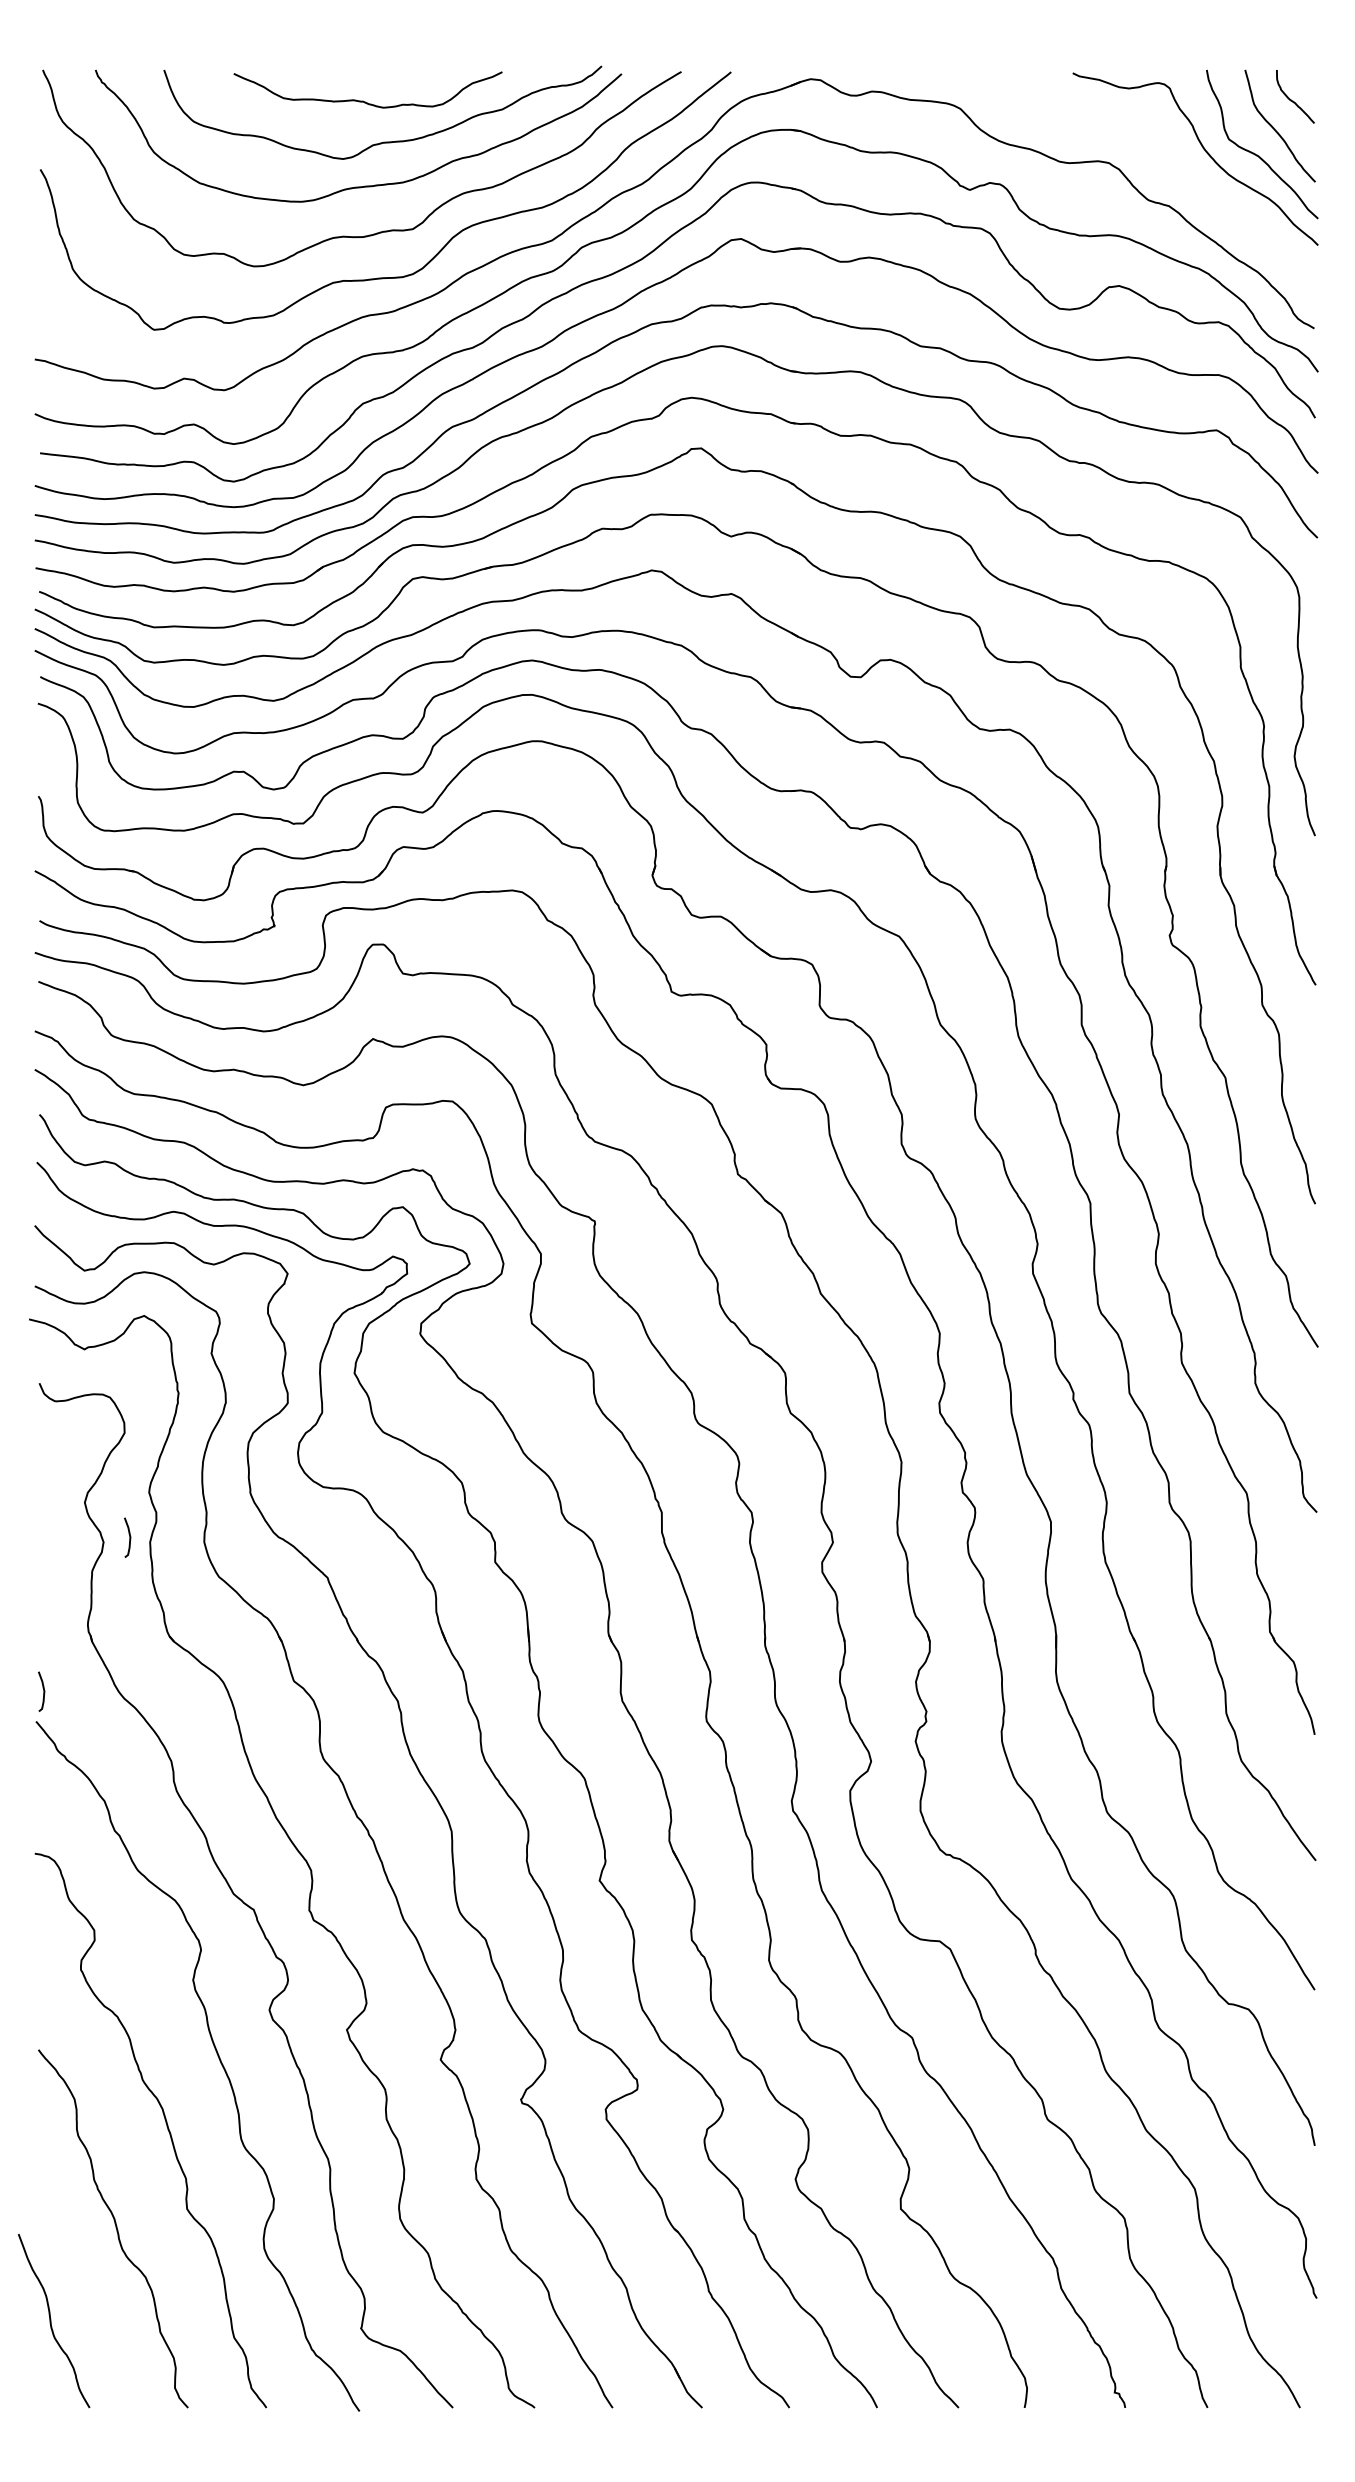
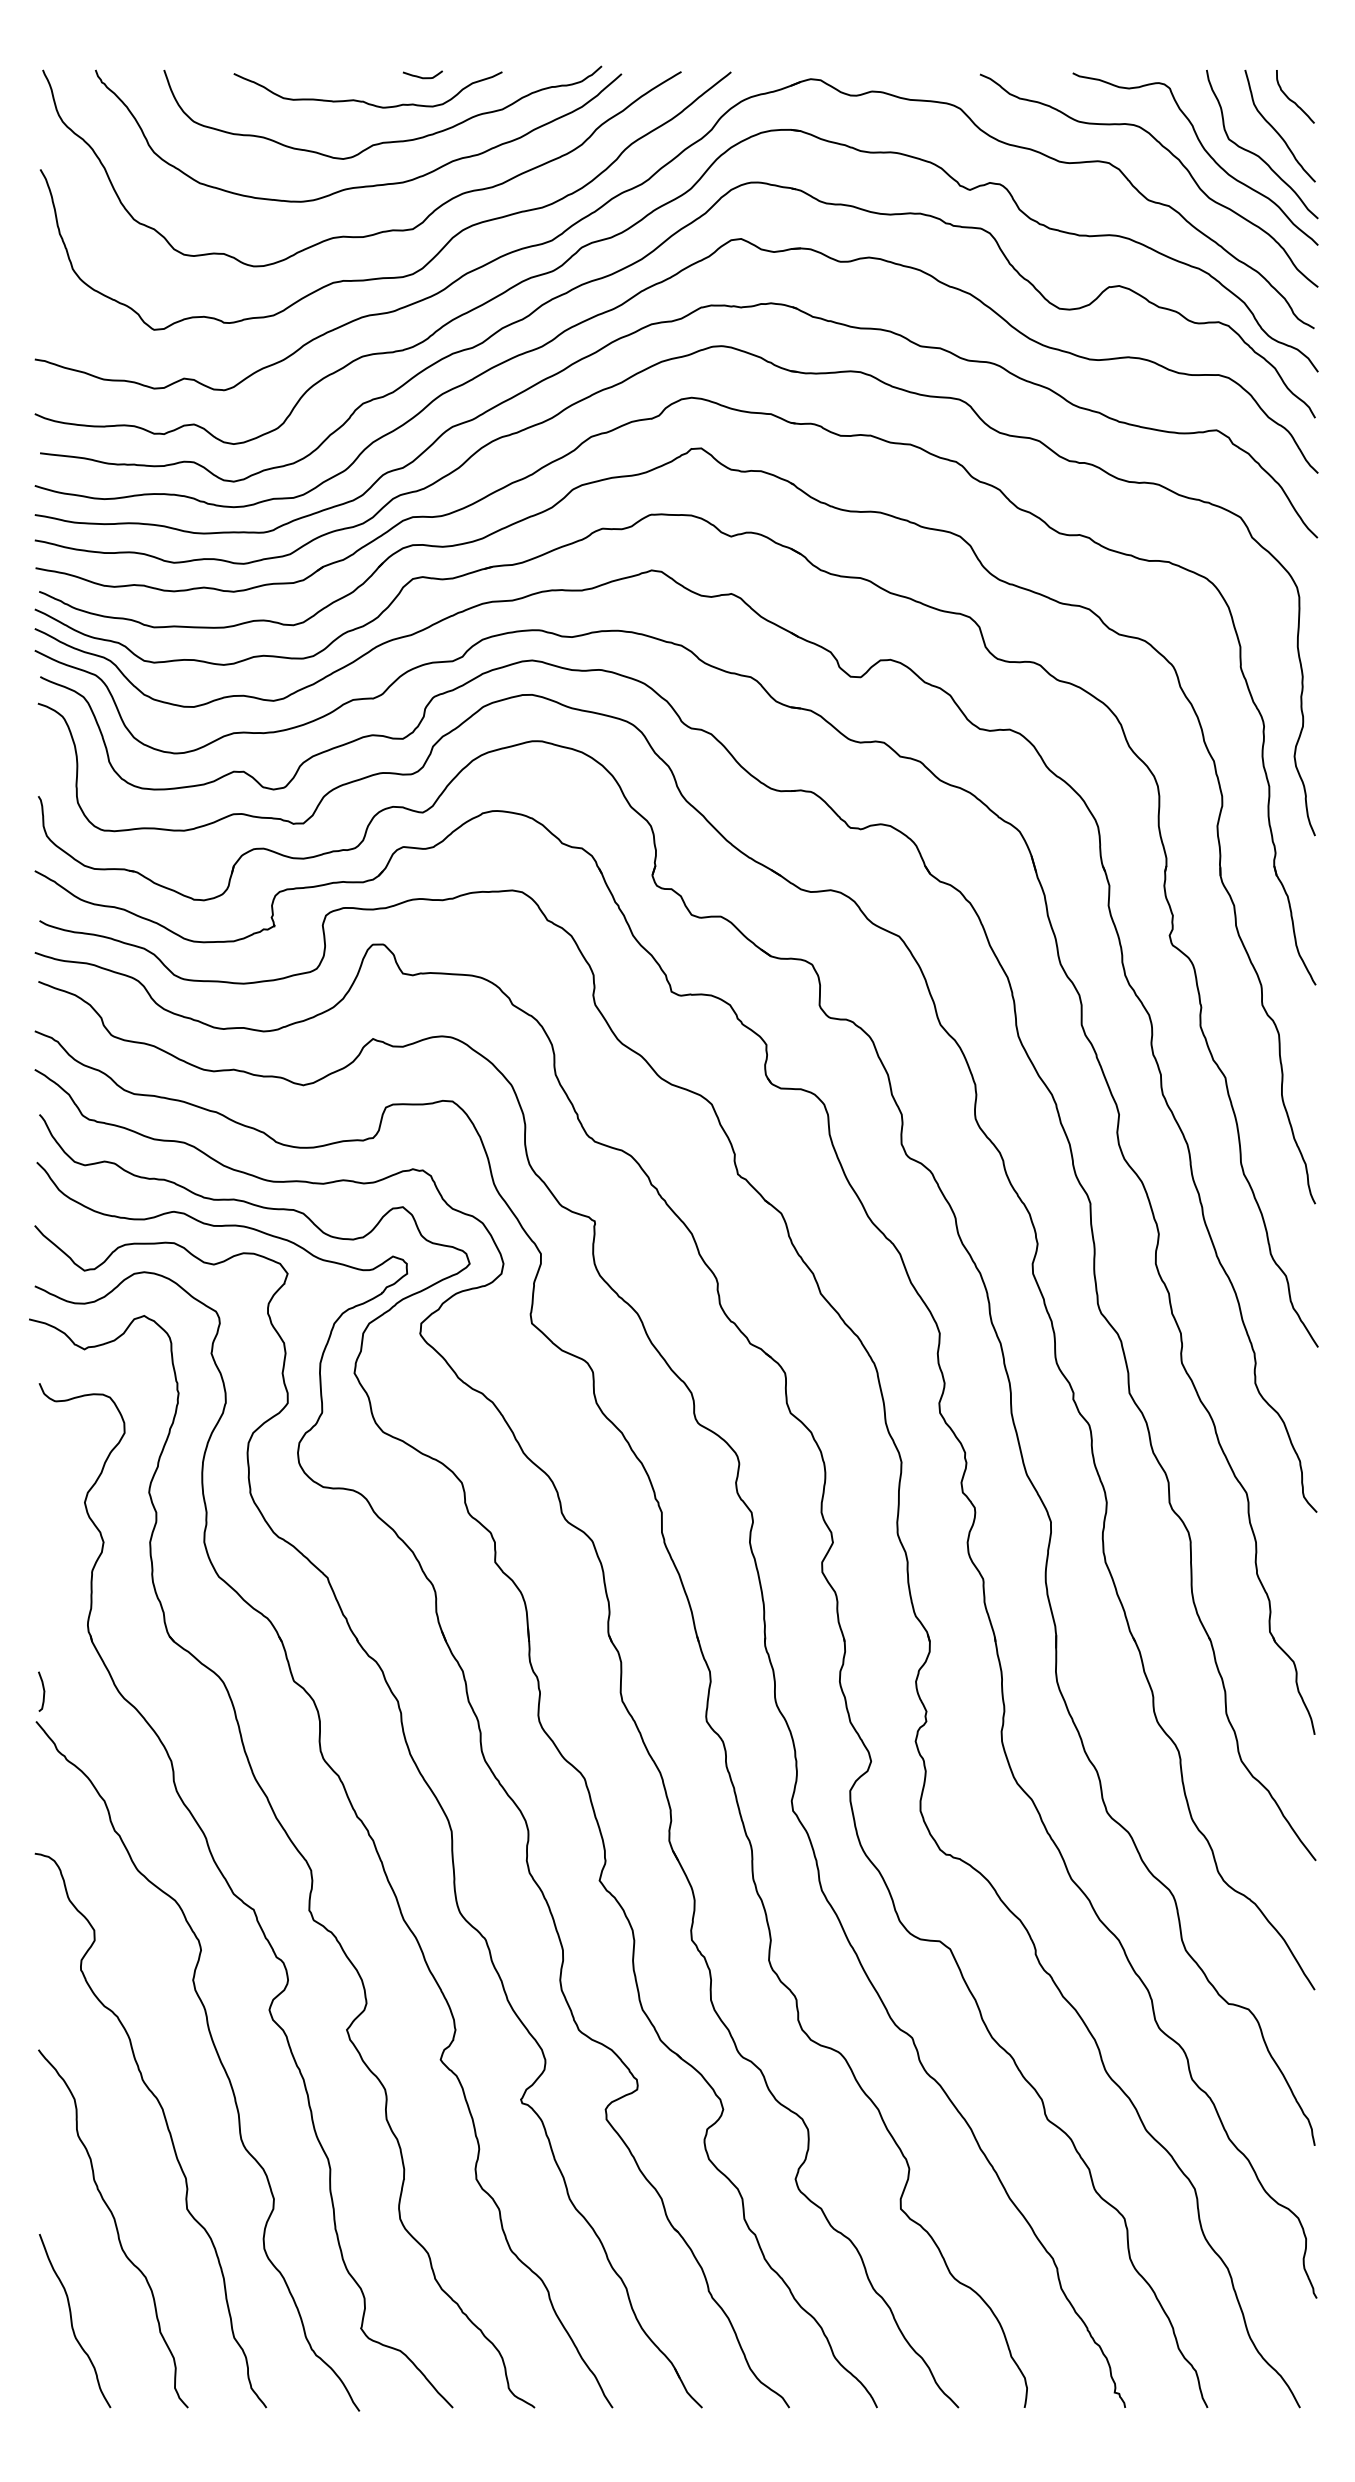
curve: none -> present (421, 76)
curve: none -> present (1172, 155)
curve: present -> none (129, 1537)
curve position: (51, 2321) -> (72, 2321) (72, 2321)
